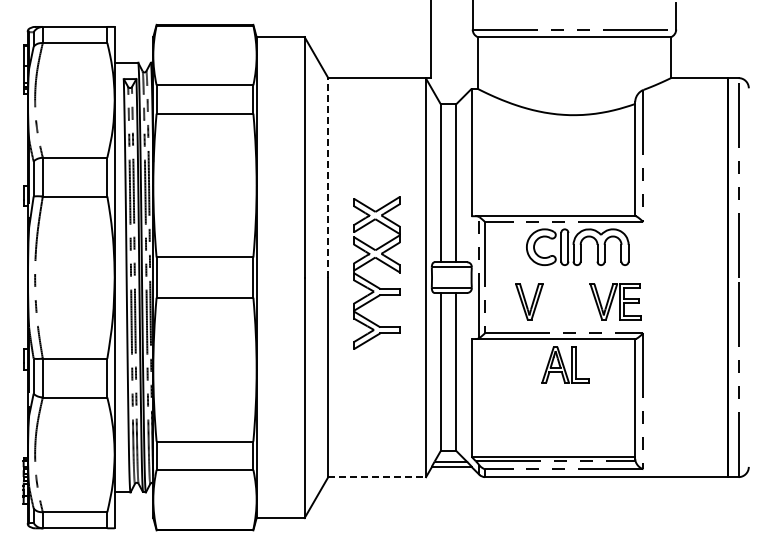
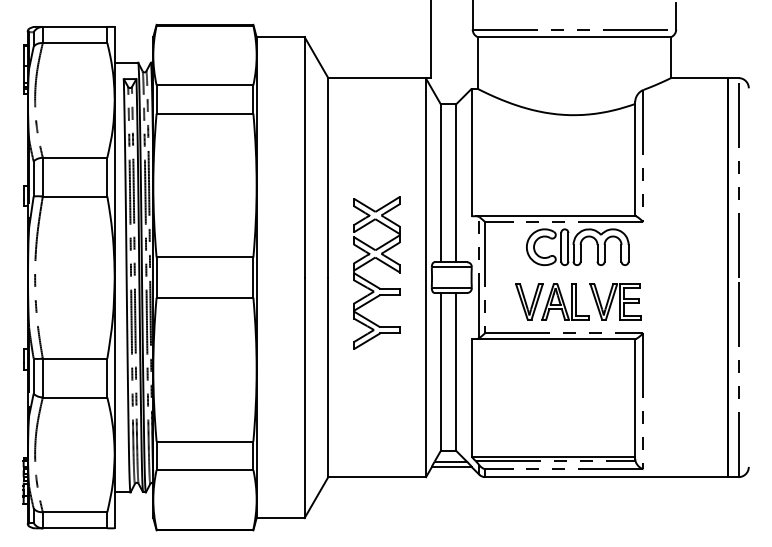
line: dashed -> solid (328, 177)
part position: (565, 364) -> (565, 301) (565, 301)
line: dashed -> solid (377, 477)
